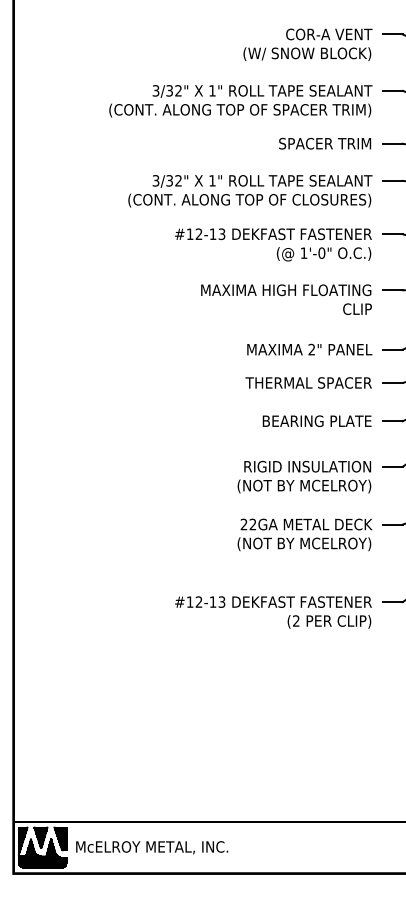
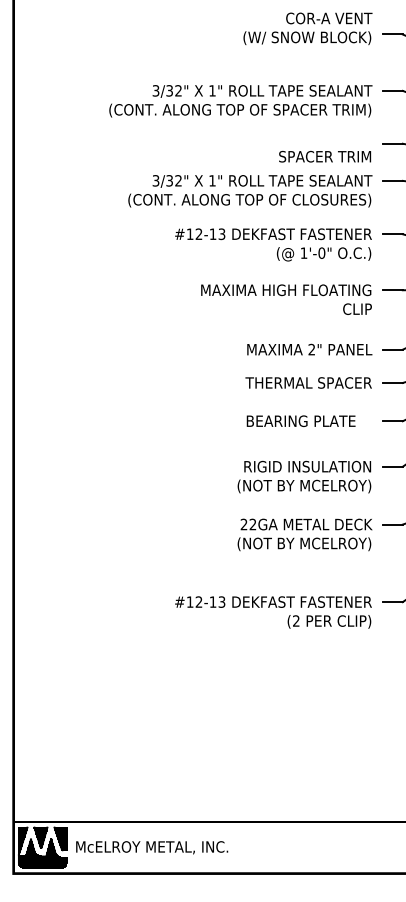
text position: (307, 44) -> (307, 28) (307, 28)
text position: (325, 143) -> (325, 156) (325, 156)
text position: (316, 420) -> (300, 420) (300, 420)
